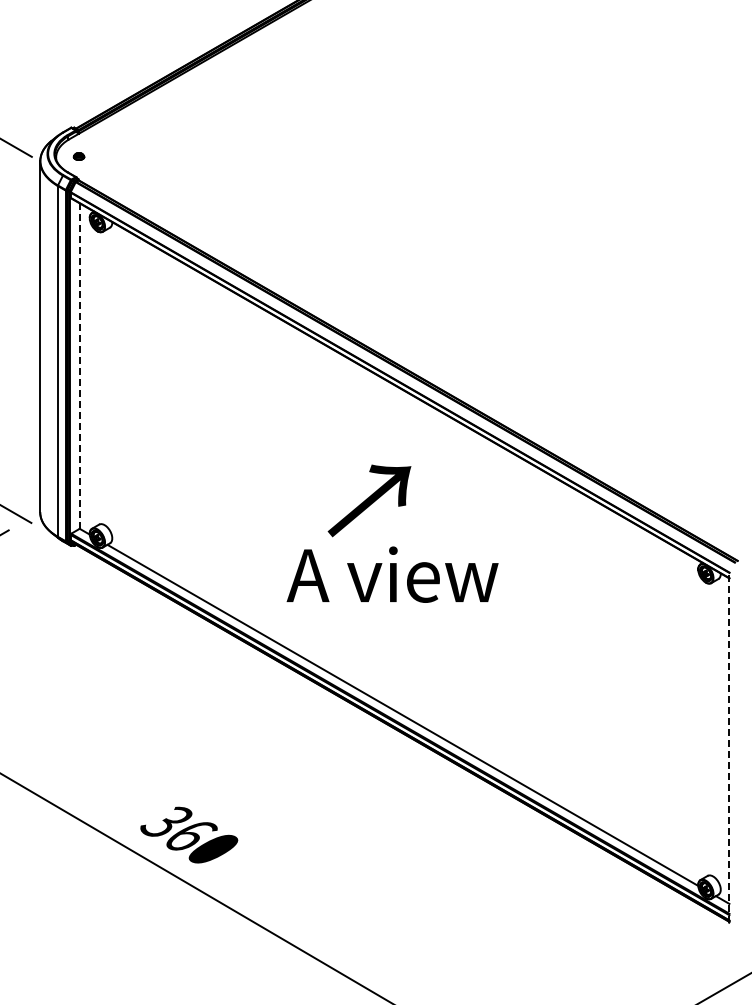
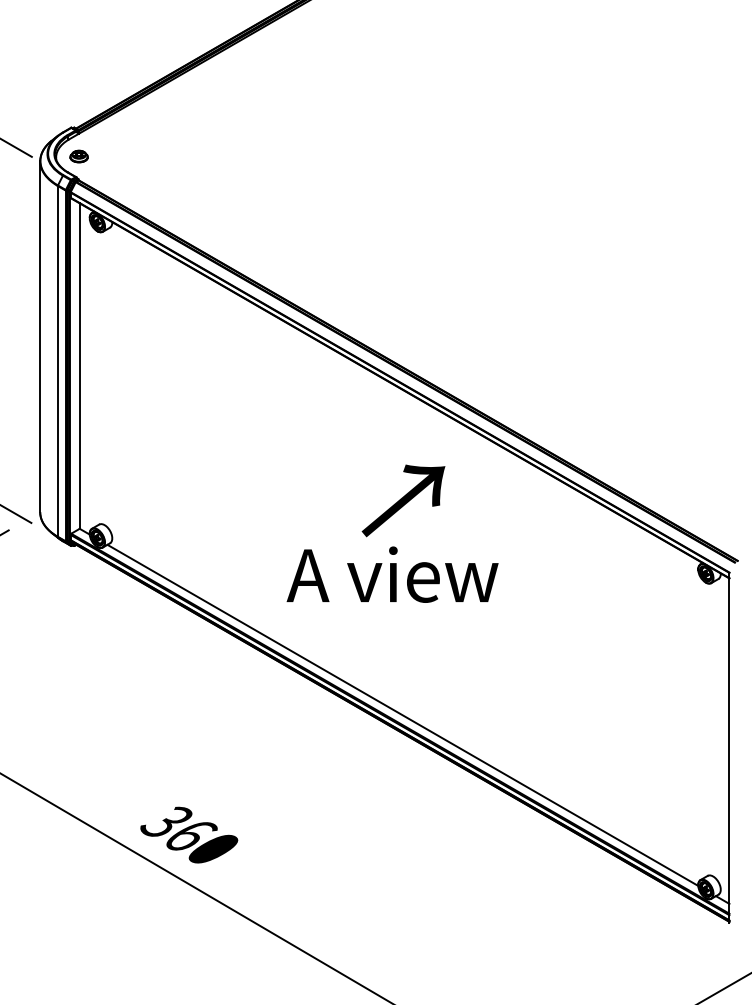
part size: 14x9 px -> 20x15 px (78, 156)
line: dashed -> solid (79, 366)
text position: (369, 500) -> (403, 500) (403, 500)
line: dashed -> solid (729, 747)
